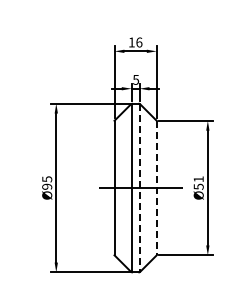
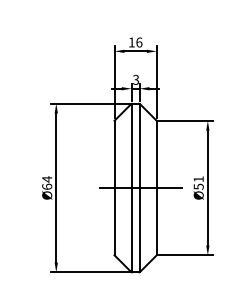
text: 5 -> 3 (136, 78)
text: Ø95 -> Ø64 (47, 182)
line: dashed -> solid (139, 188)
line: dashed -> solid (156, 188)
